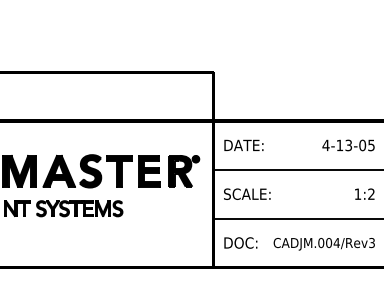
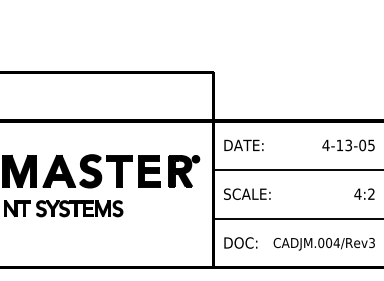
text: 1:2 -> 4:2 (357, 193)
